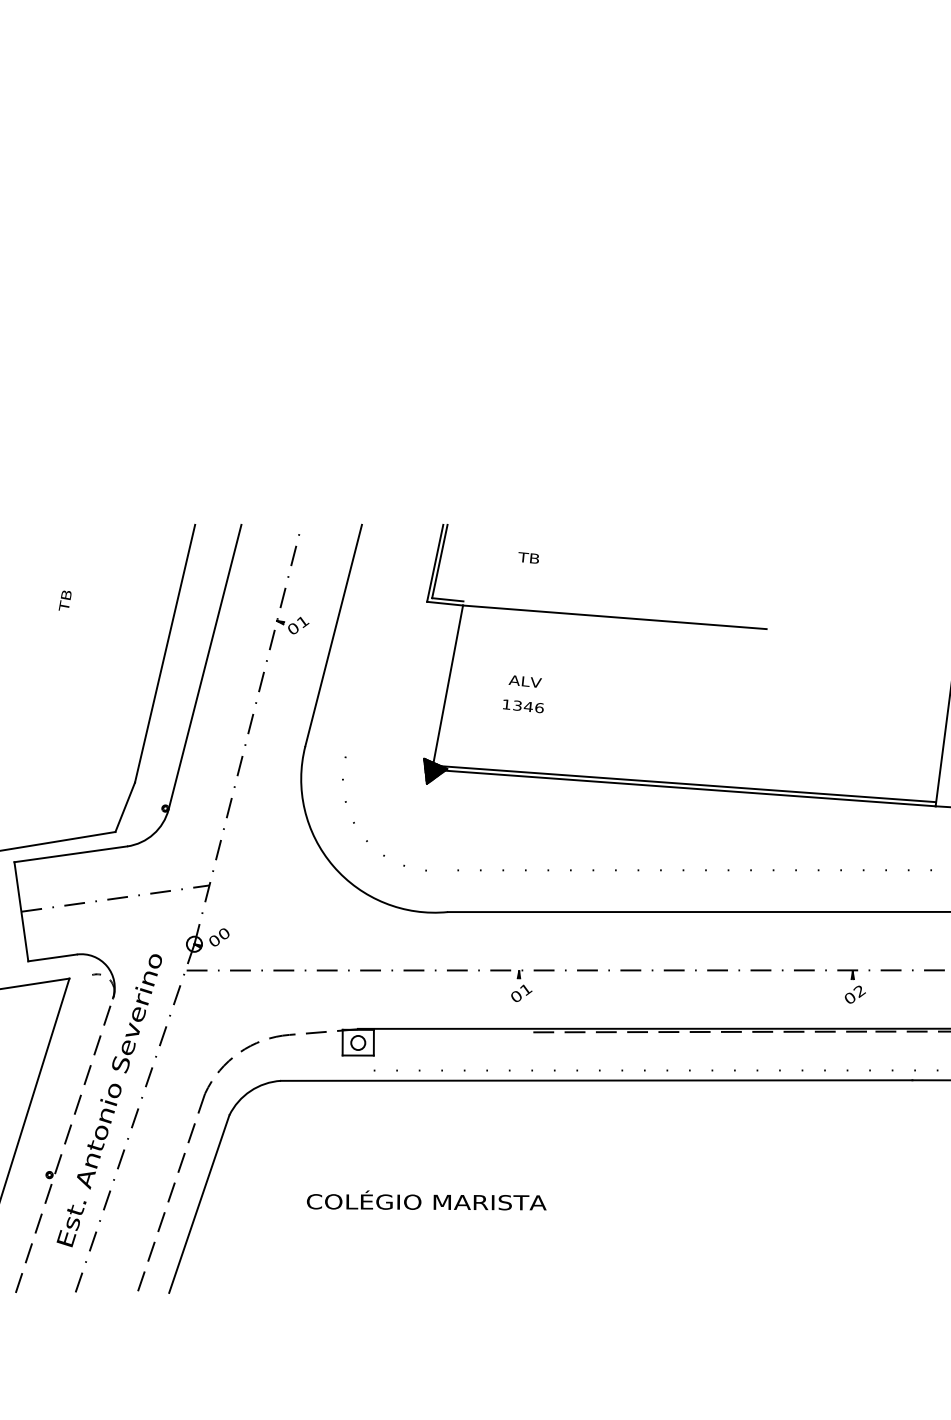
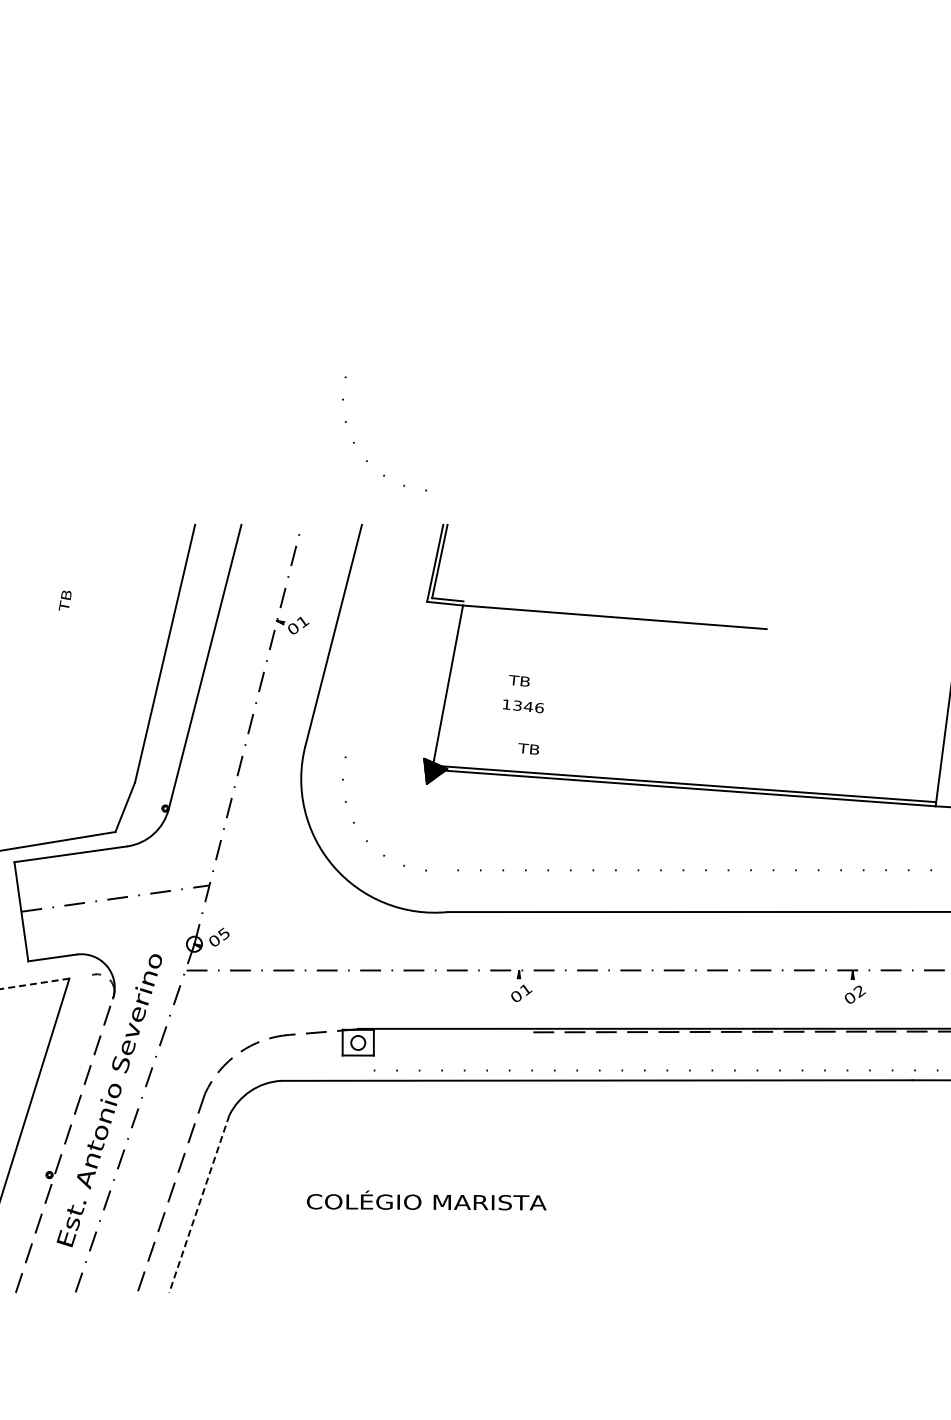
arc: none -> present (354, 441)
text position: (528, 557) -> (528, 748) (528, 748)
text: ALV -> TB (524, 681)
text: 00 -> 05 (223, 933)
line: solid -> dashed (34, 983)
line: solid -> dashed (199, 1204)
